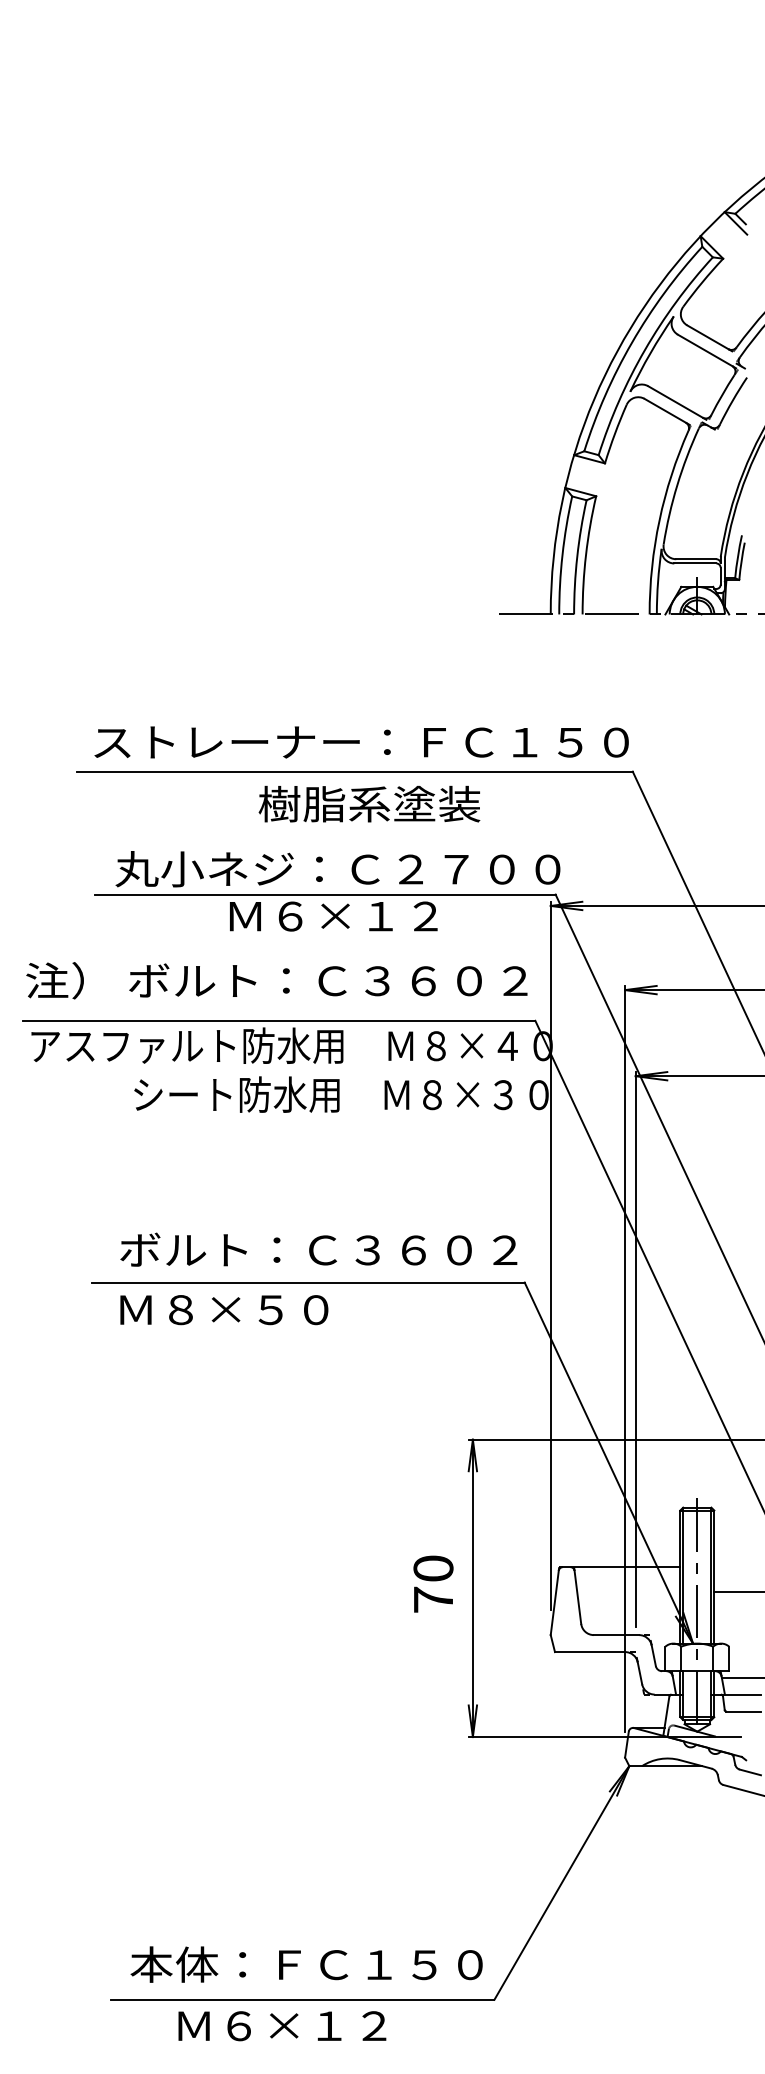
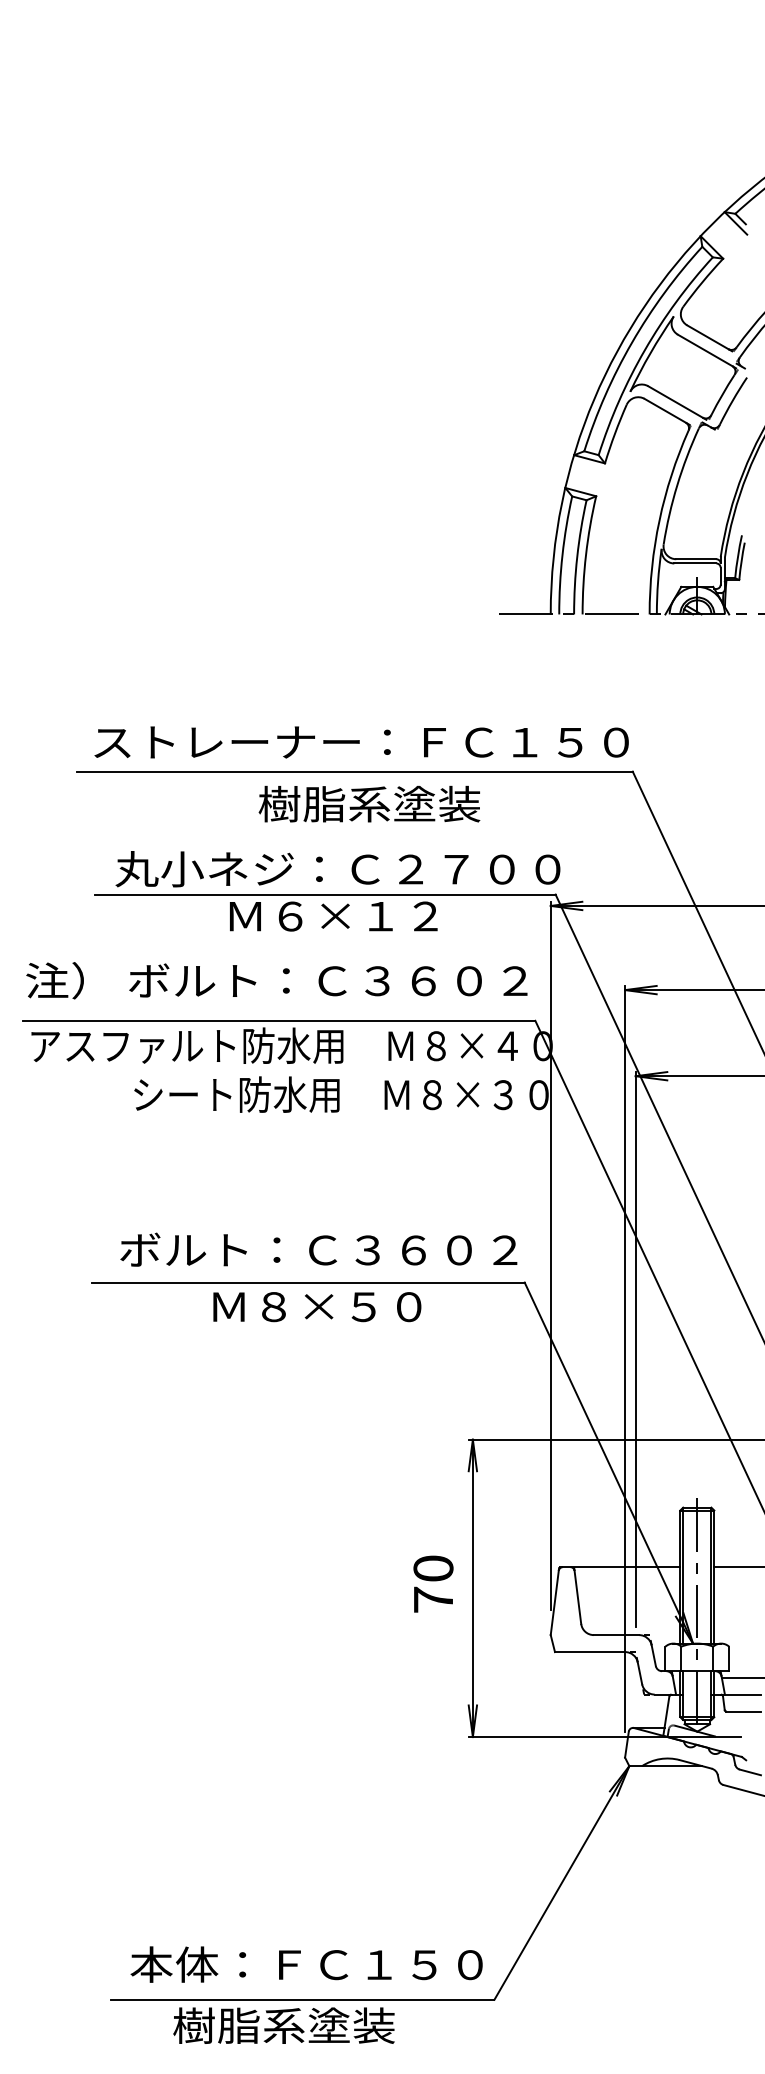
text position: (224, 1310) -> (317, 1307) (317, 1307)
line position: (737, 1592) -> (737, 1567) (737, 1567)
text: Ｍ６×１２ -> 樹脂系塗装 (283, 2025)
